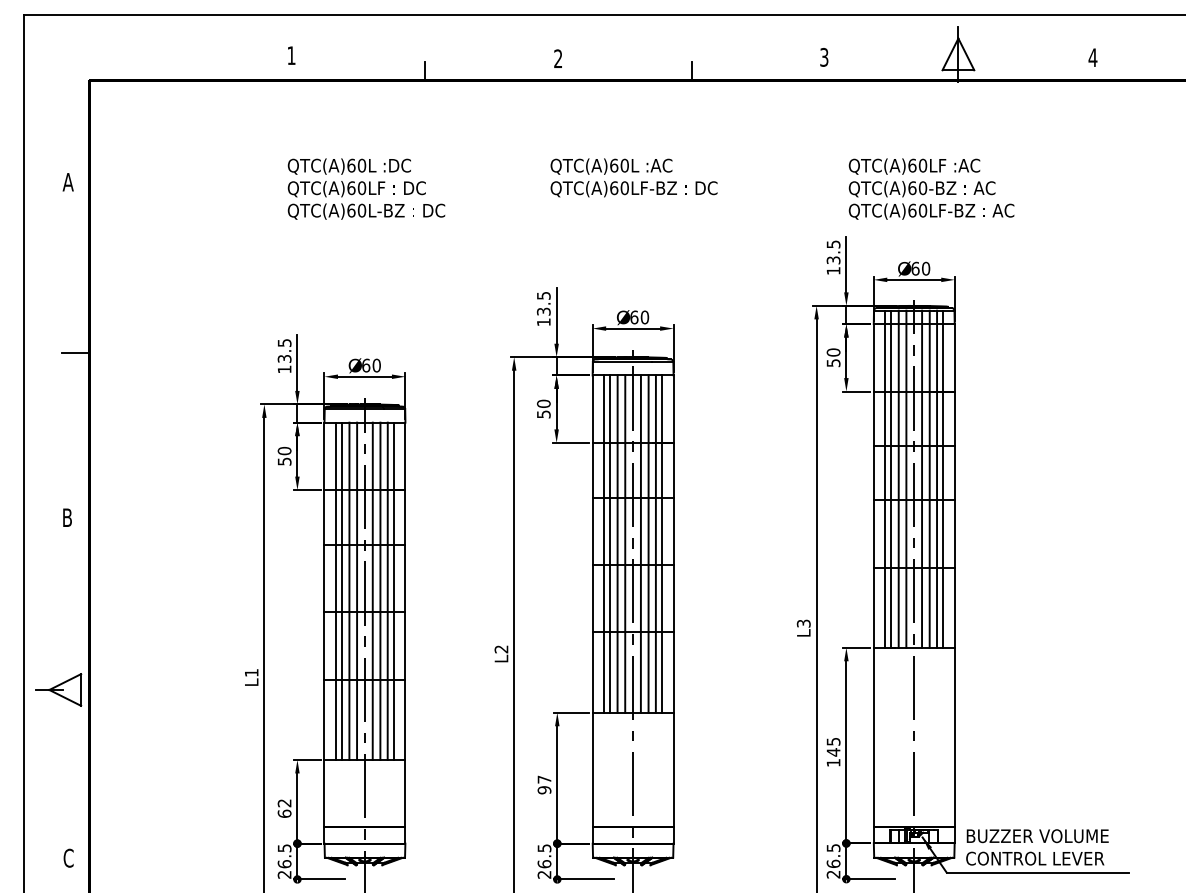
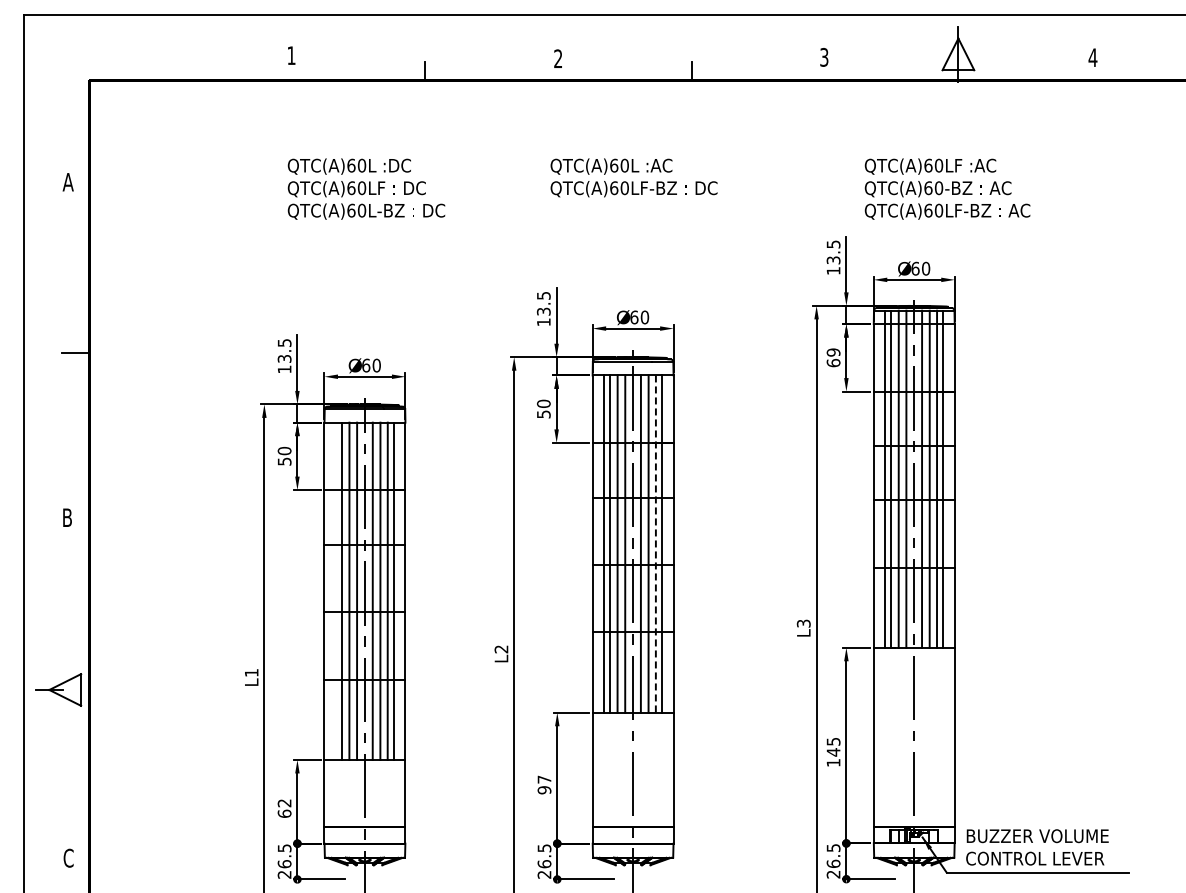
text position: (931, 188) -> (947, 188) (947, 188)
text: 50 -> 69 (833, 357)
line: solid -> dashed (655, 544)
line: present -> none (335, 590)
